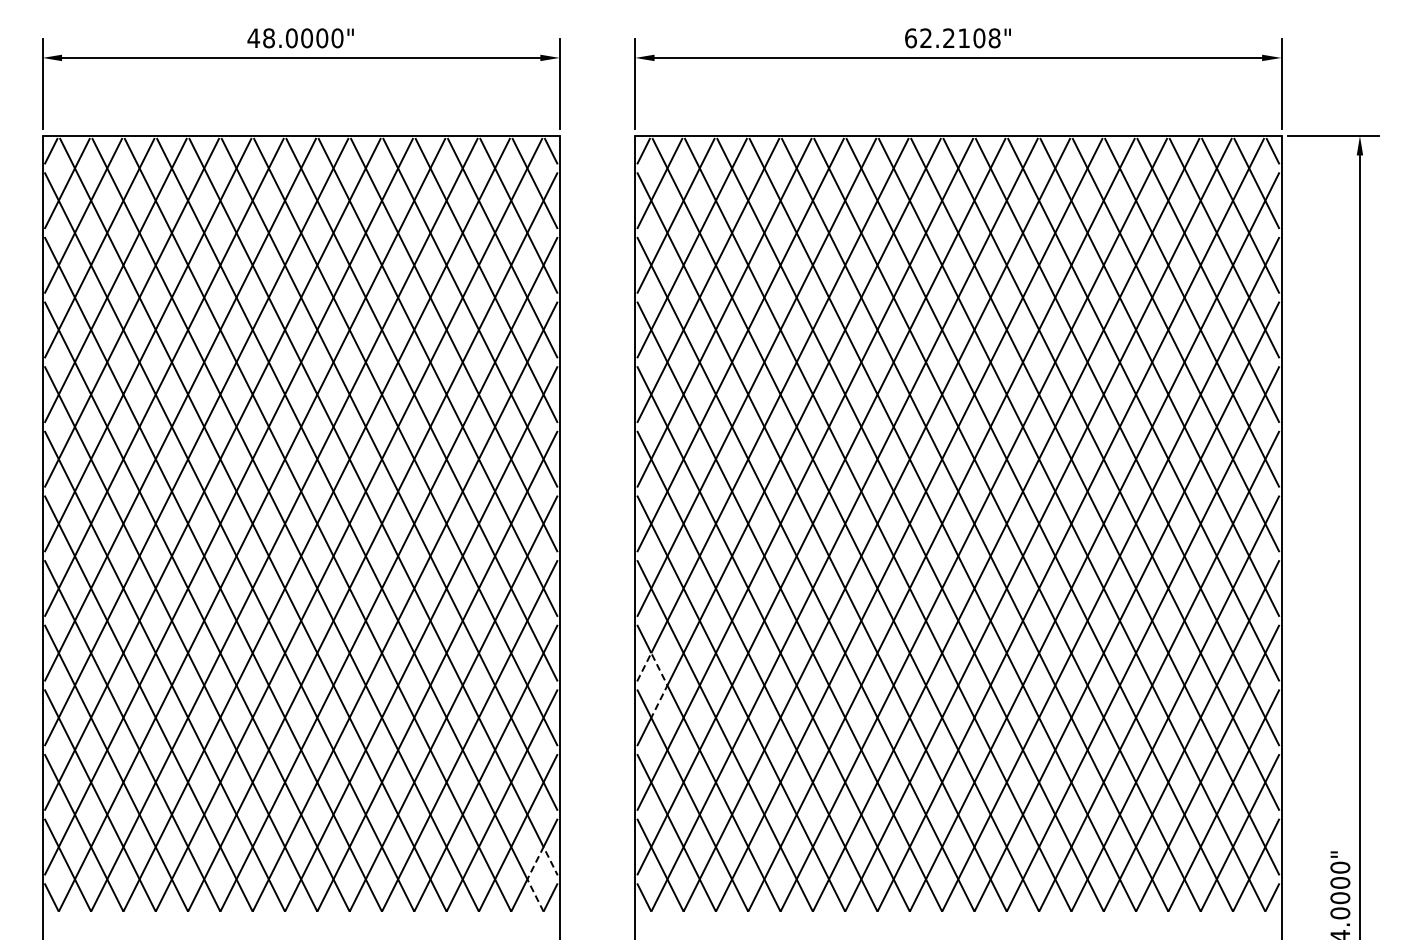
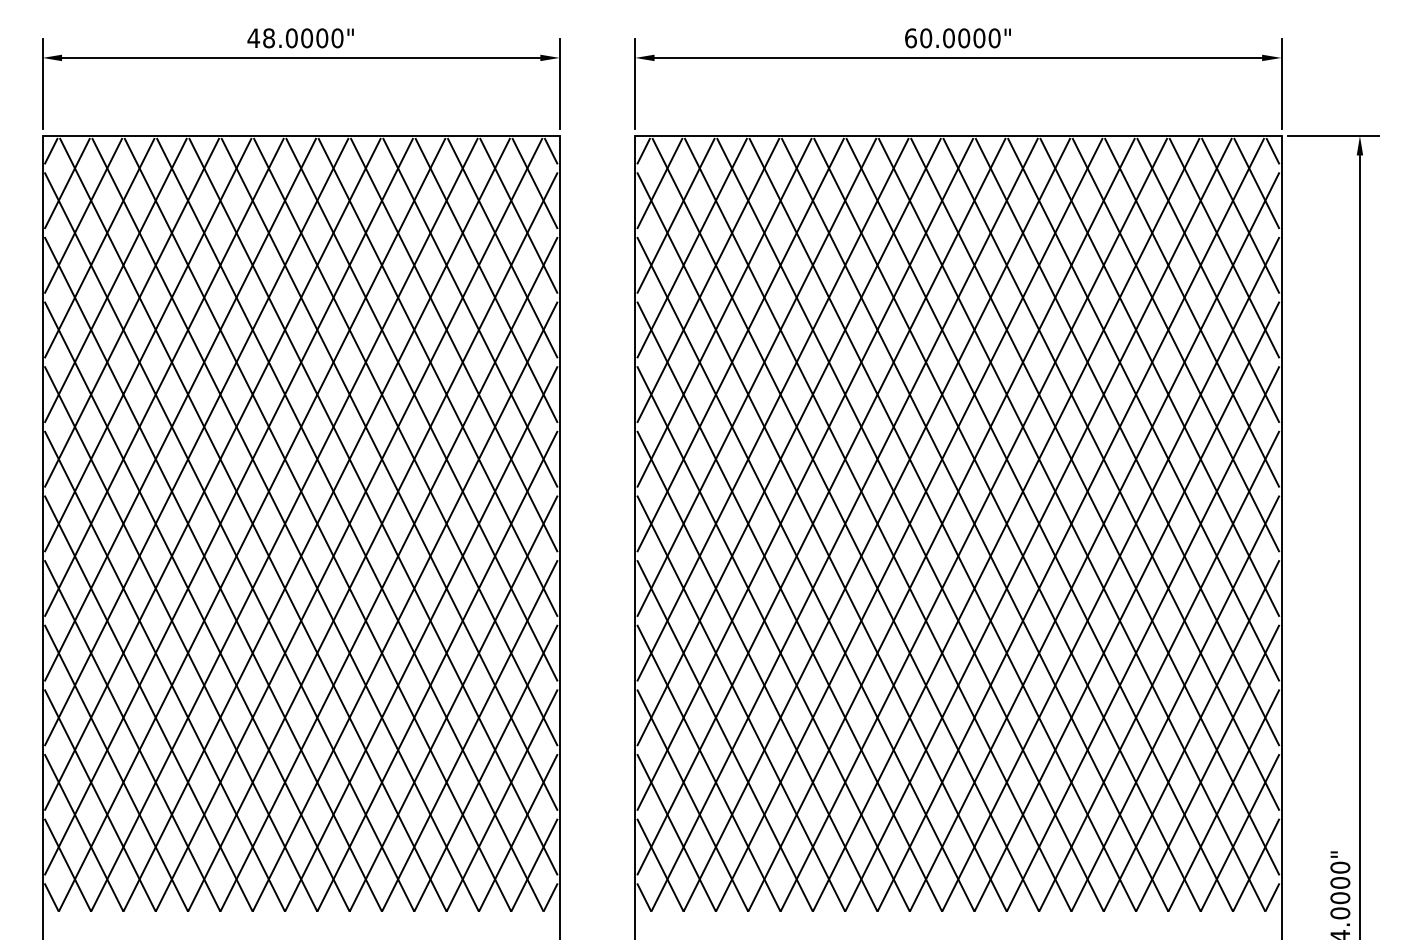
text: 62.2108" -> 60.0000" (960, 38)
line: dashed -> solid (660, 671)
line: dashed -> solid (534, 865)
